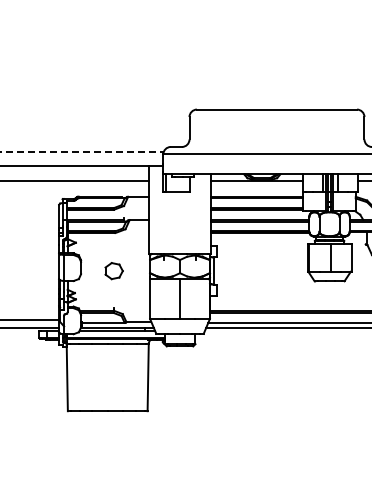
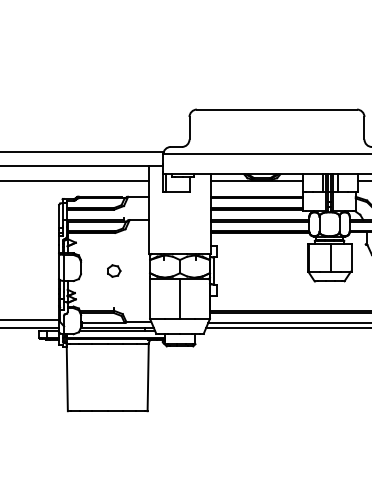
line: dashed -> solid (82, 152)
part size: 20x19 px -> 15x14 px (114, 270)
